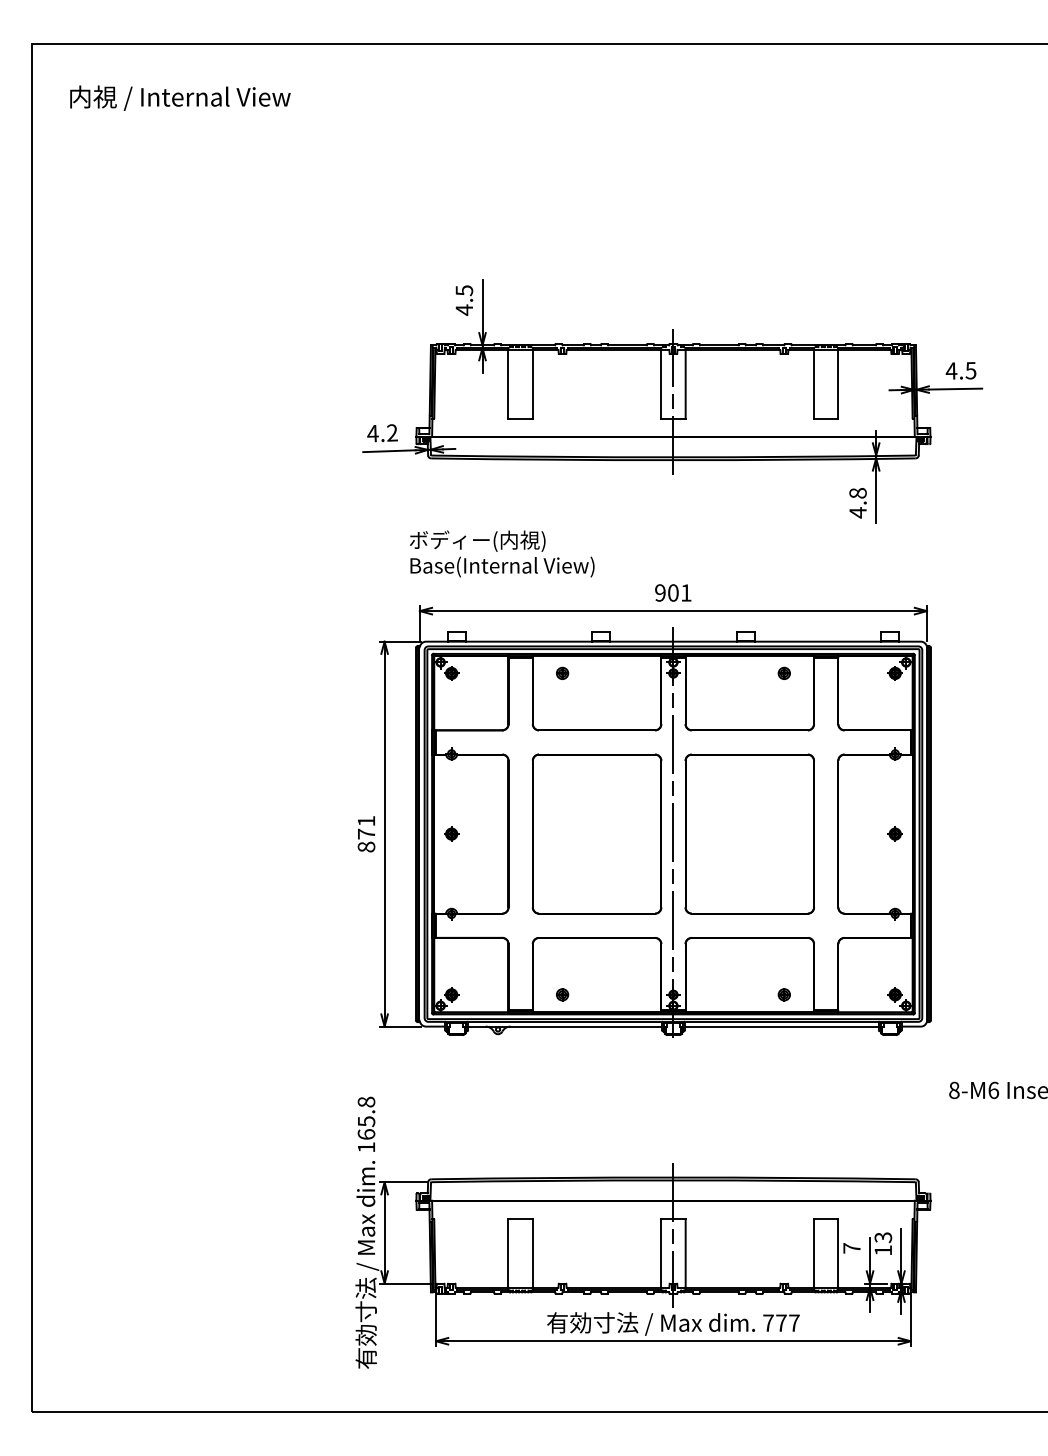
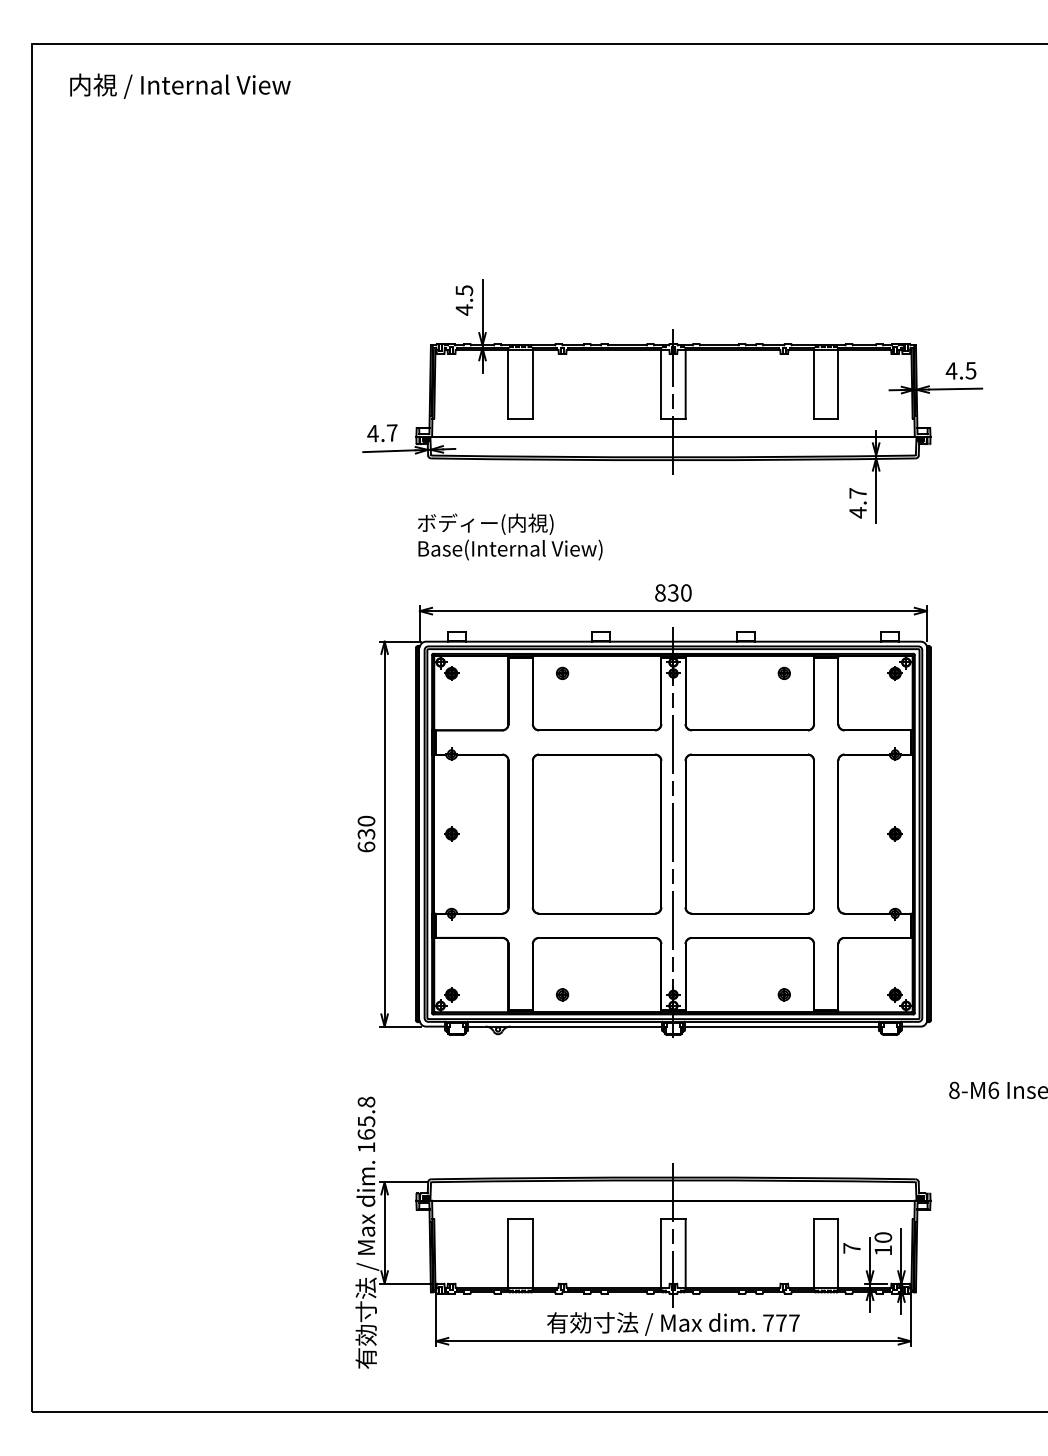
text position: (180, 97) -> (180, 85) (180, 85)
text: 4.2 -> 4.7 (391, 432)
text: 4.8 -> 4.7 (857, 493)
text position: (502, 553) -> (510, 536) (510, 536)
text: 901 -> 830 (673, 592)
text: 871 -> 630 (366, 833)
text: 13 -> 10 (882, 1237)
